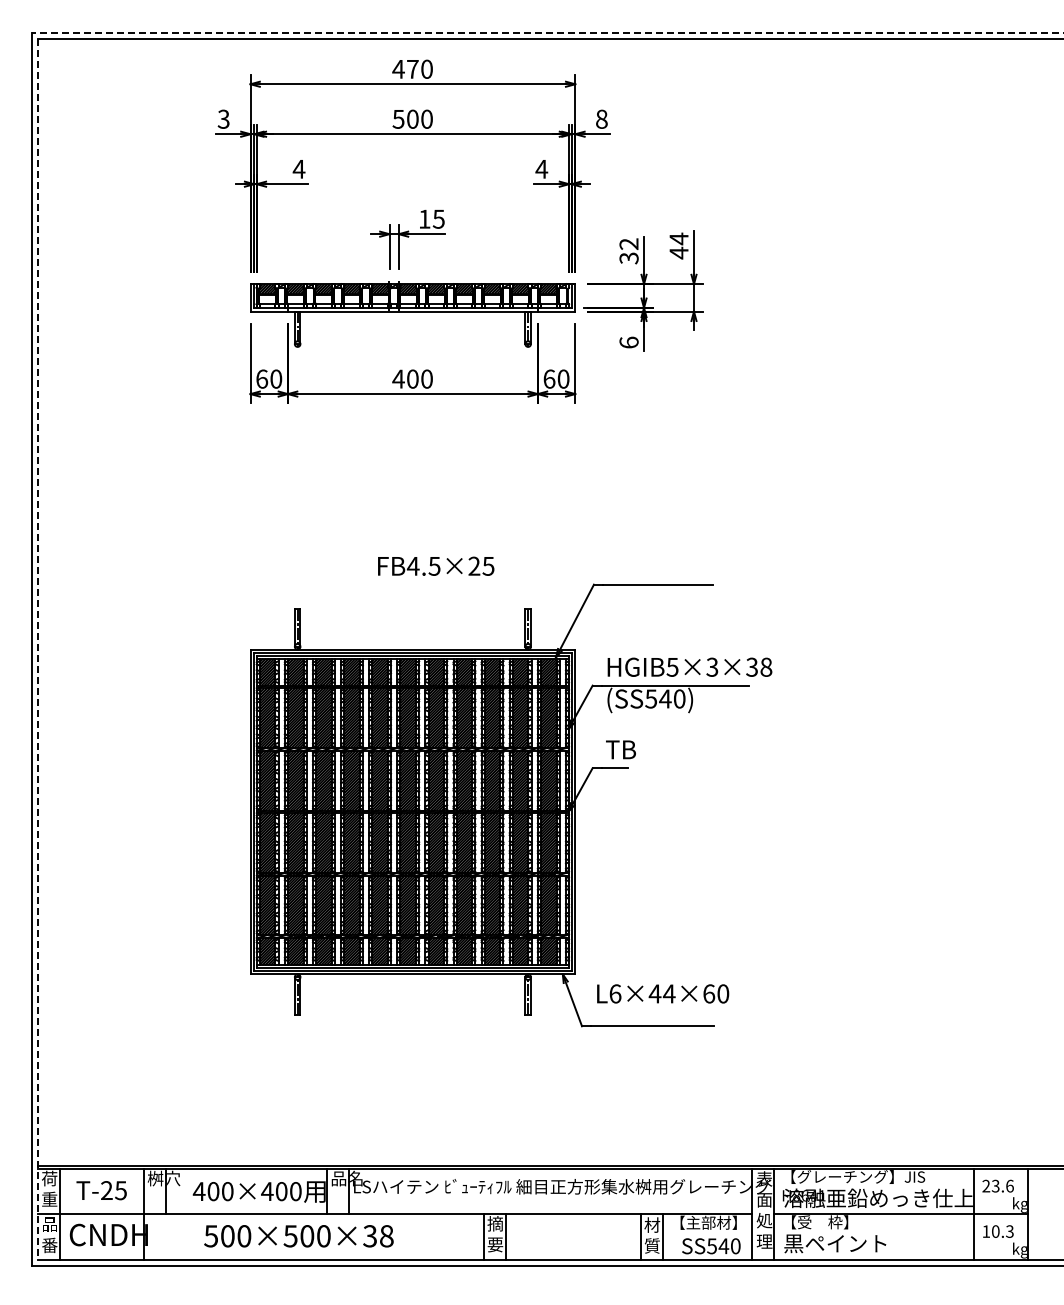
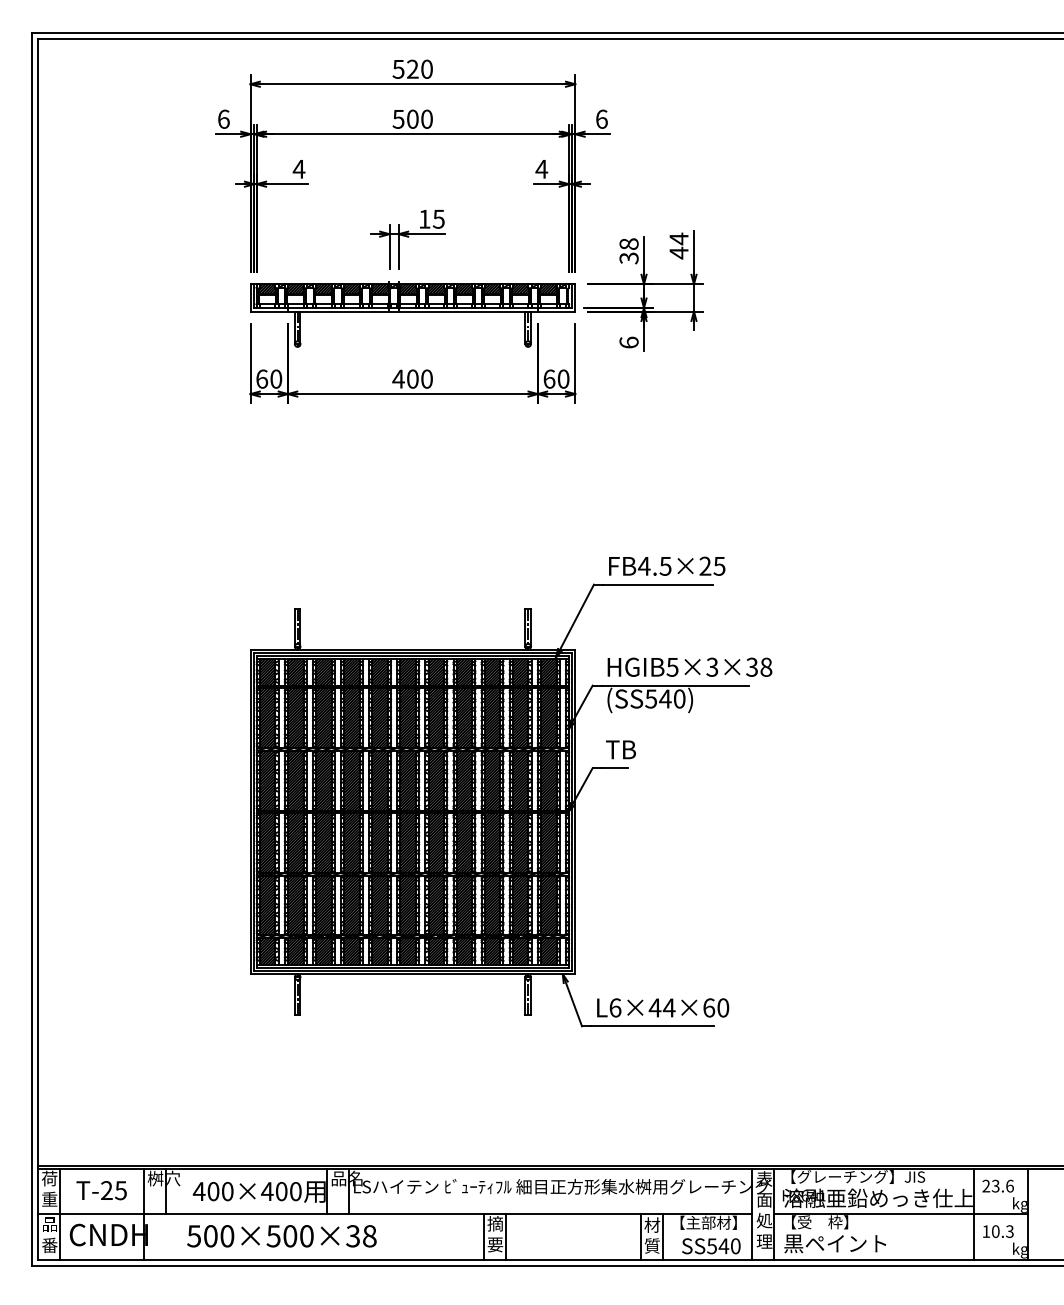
line: dashed -> solid (547, 33)
text: 470 -> 520 (405, 68)
text: 3 -> 6 (223, 118)
text: 8 -> 6 (601, 118)
text: 32 -> 38 (628, 244)
text position: (436, 565) -> (667, 565) (667, 565)
line: dashed -> solid (38, 649)
text position: (663, 993) -> (663, 1007) (663, 1007)
text position: (298, 1236) -> (281, 1236) (281, 1236)
